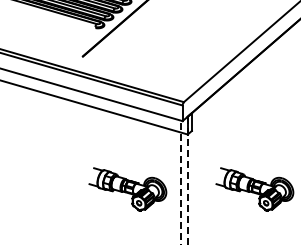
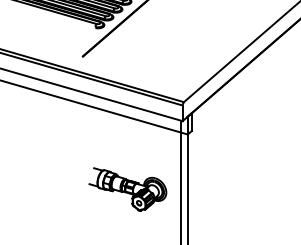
line: dashed -> solid (187, 180)
line: dashed -> solid (180, 182)
part: present -> none (254, 189)
